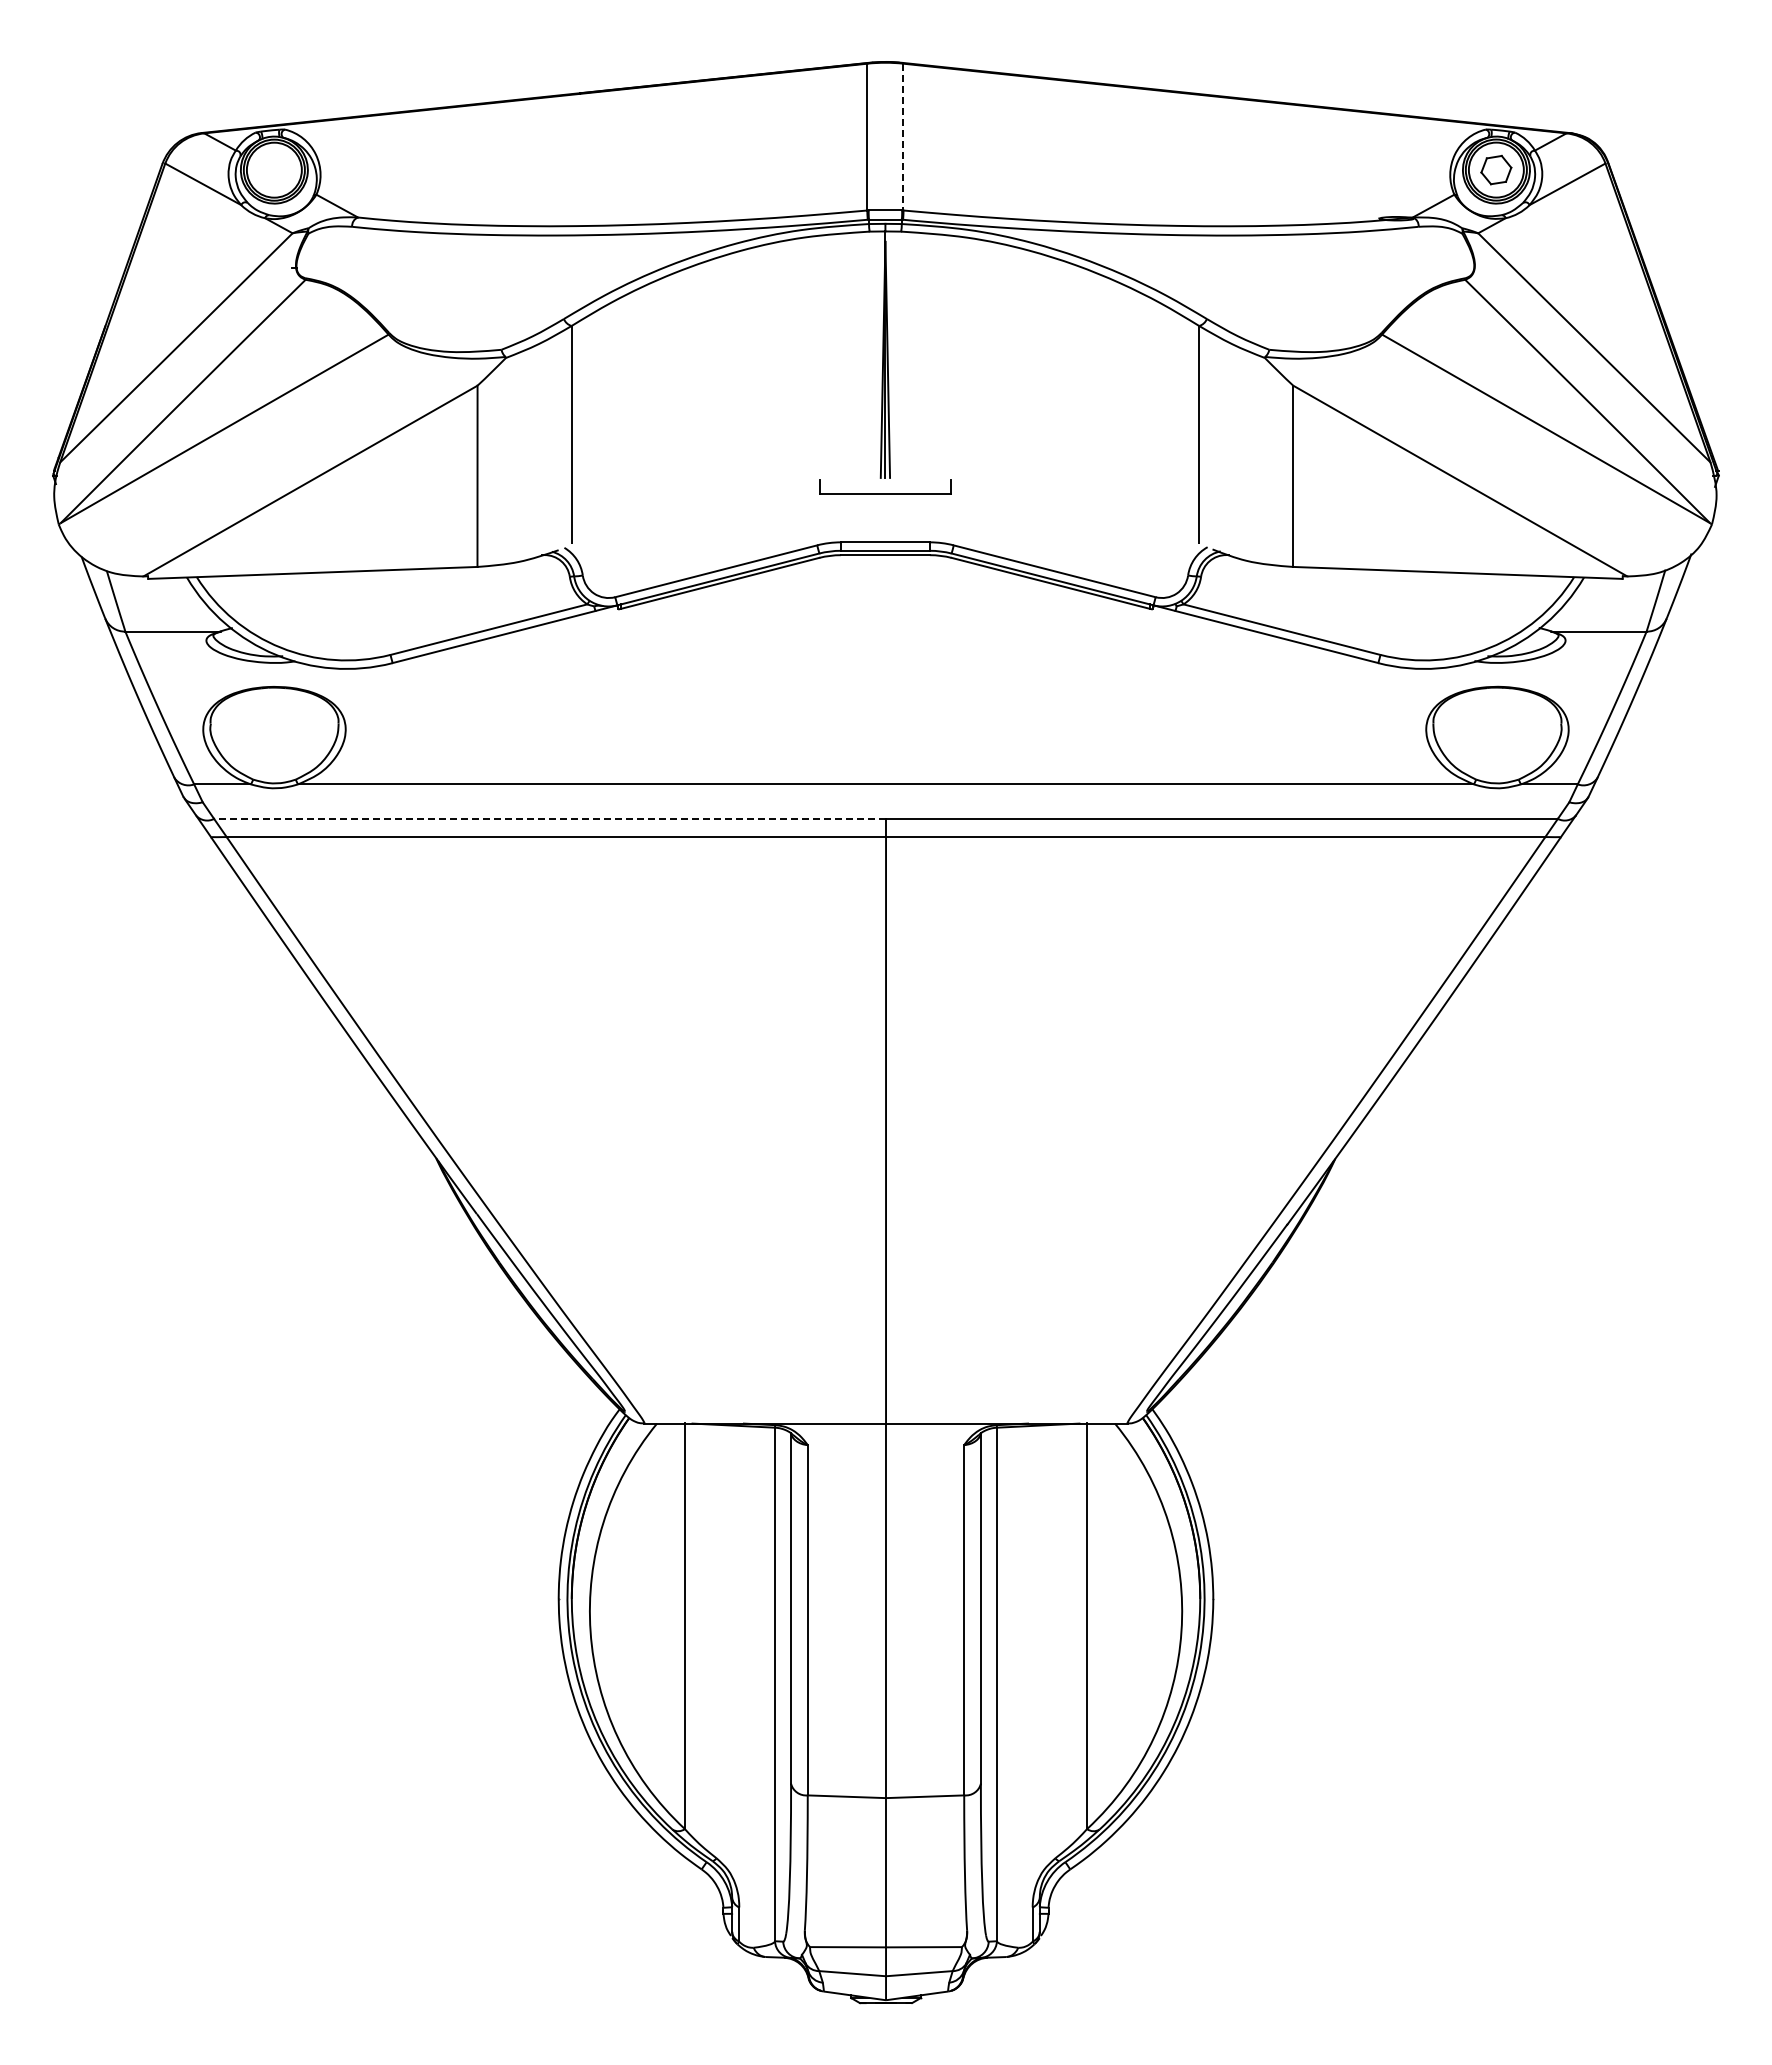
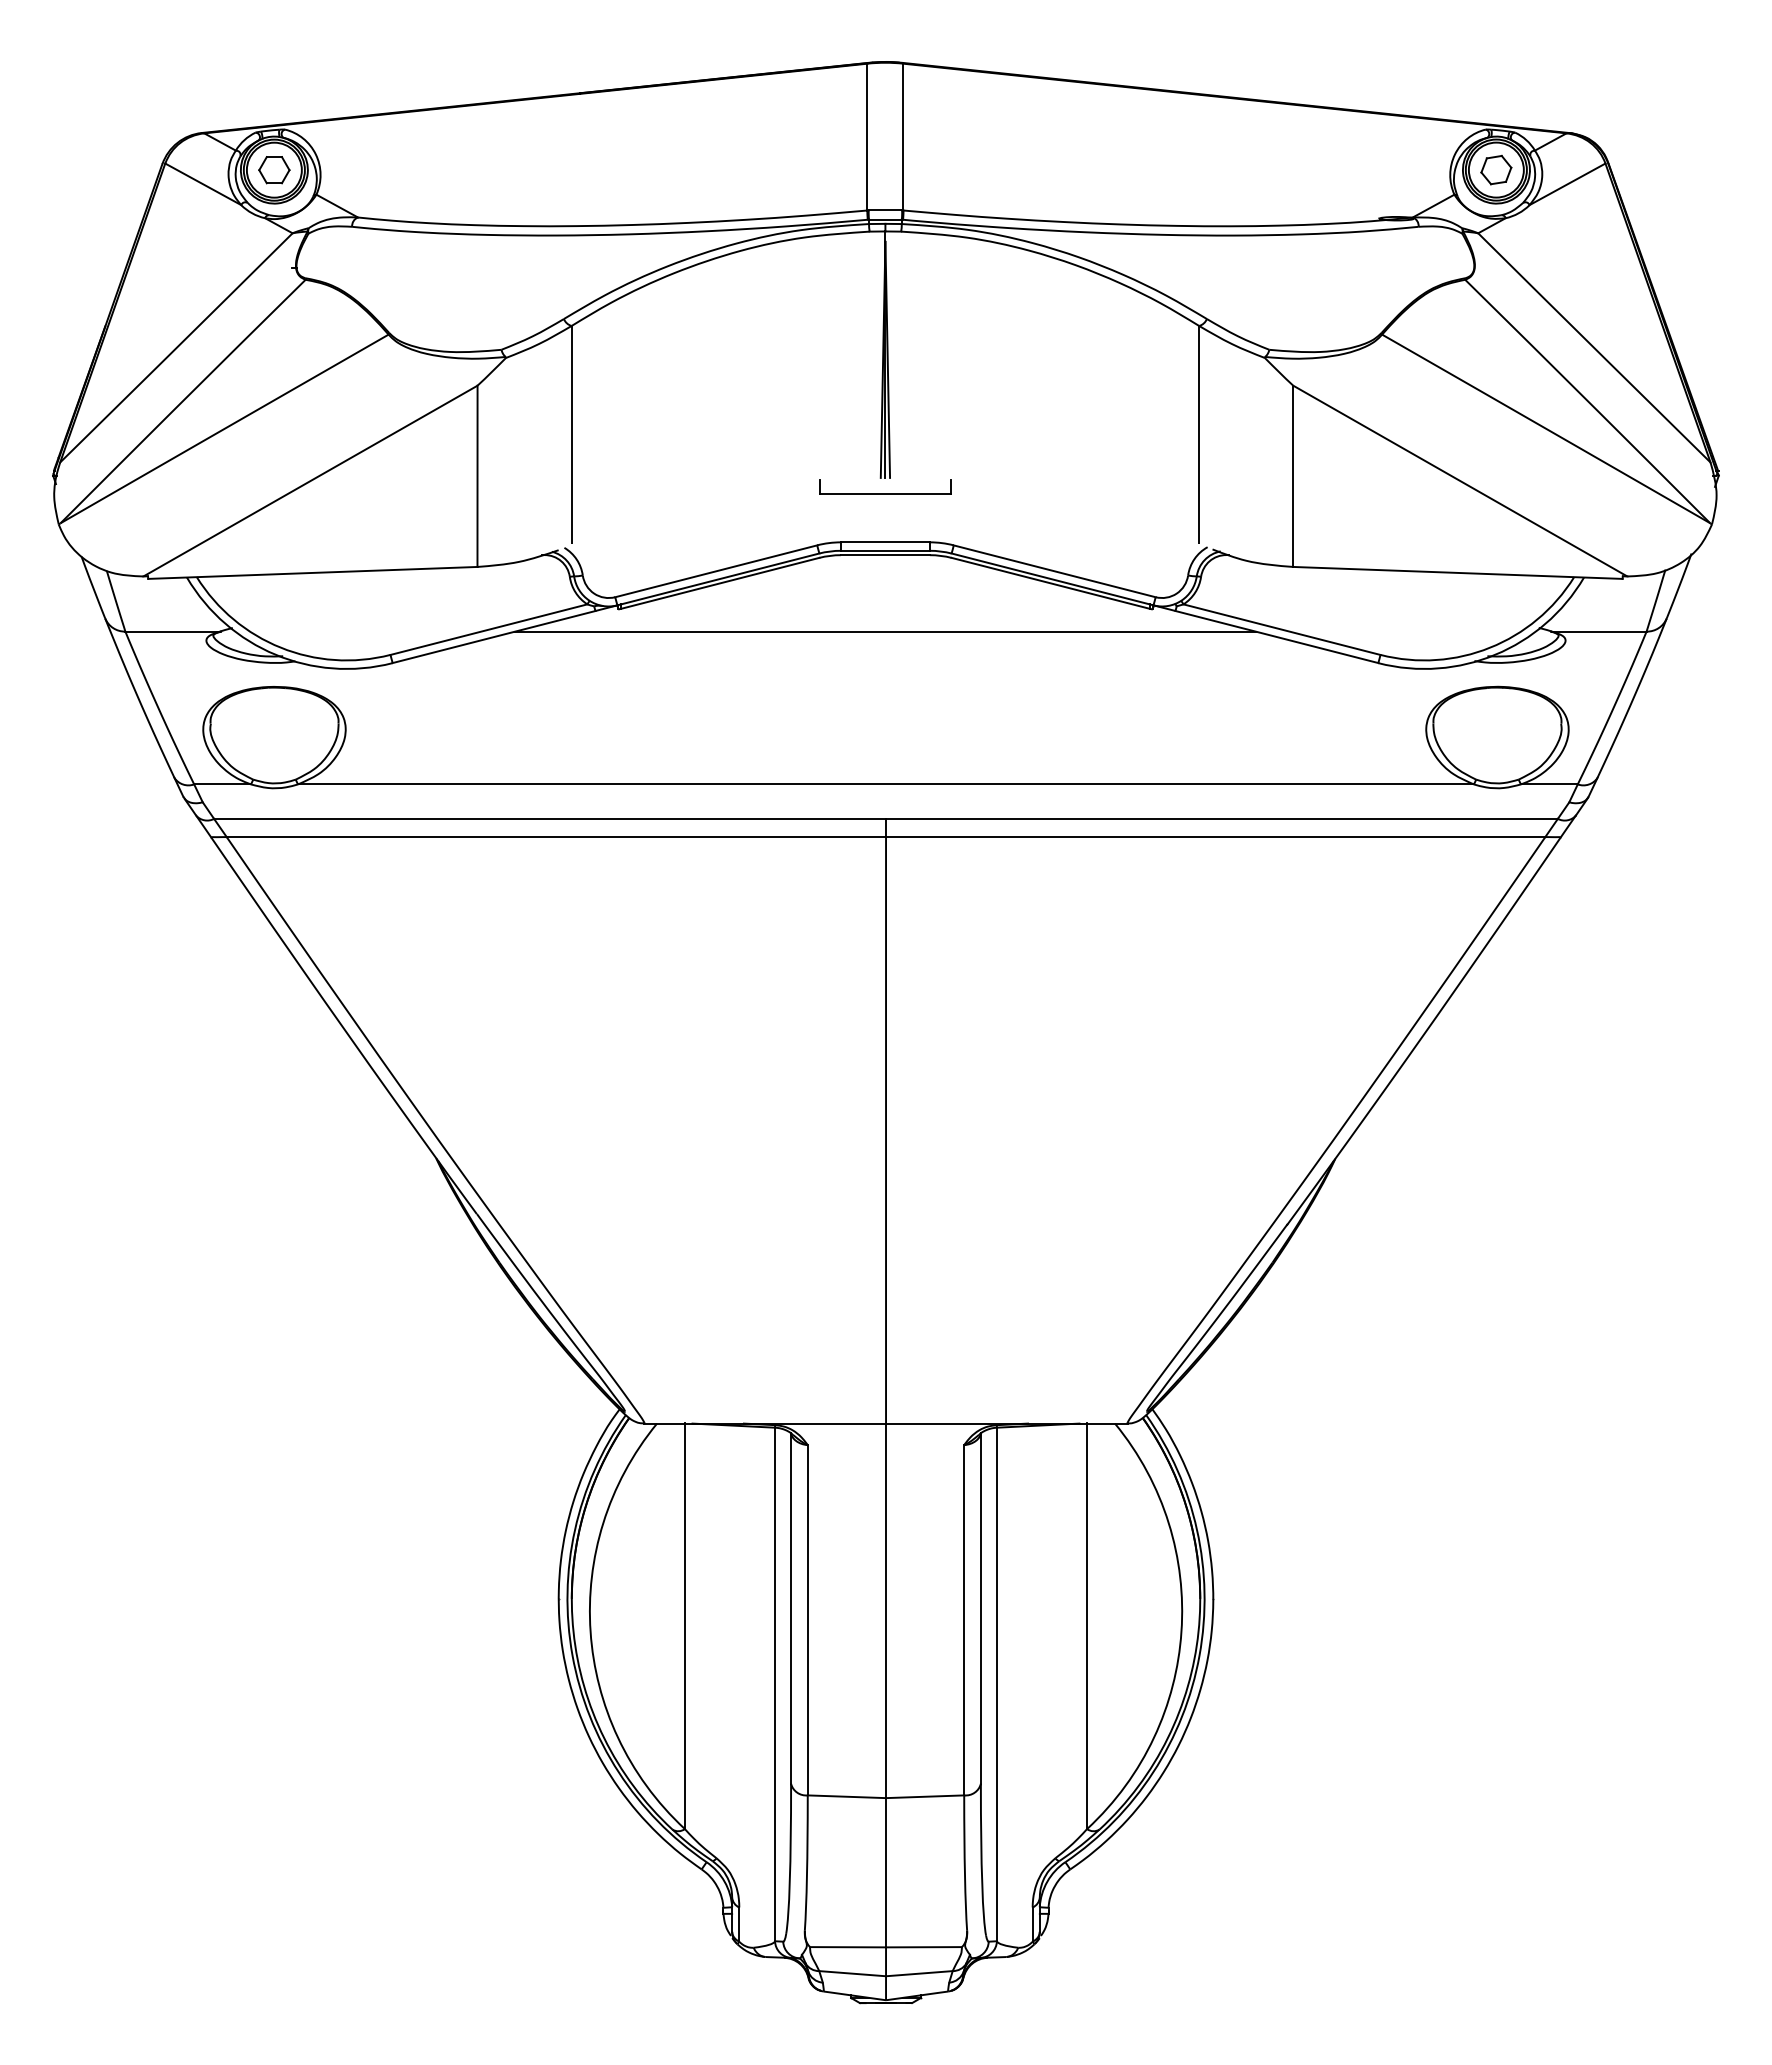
line: dashed -> solid (903, 137)
part: none -> present (274, 170)
line: none -> present (885, 631)
line: dashed -> solid (550, 818)
